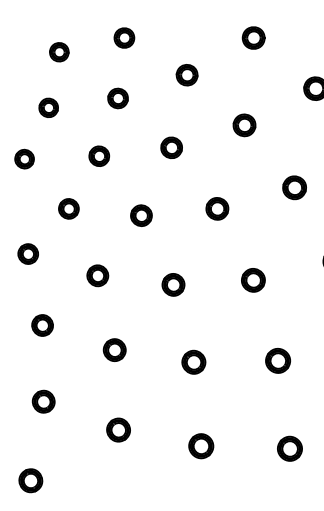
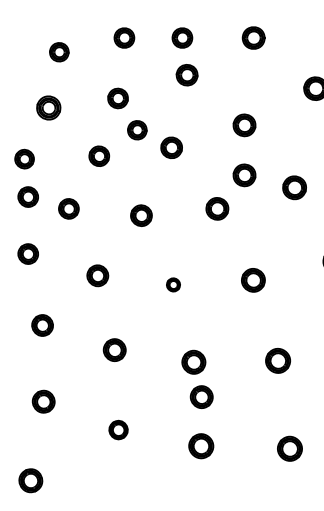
part: none -> present (182, 37)
part size: 21x21 px -> 26x26 px (48, 107)
part: none -> present (137, 130)
part: none -> present (244, 175)
part: none -> present (27, 196)
part size: 25x24 px -> 15x16 px (173, 284)
part: none -> present (201, 396)
part size: 25x26 px -> 21x22 px (118, 429)
